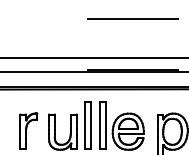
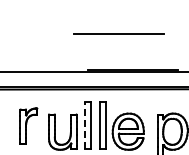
line position: (132, 18) -> (118, 33) (118, 33)
line: present -> none (93, 57)
line: solid -> dashed (85, 125)
part position: (28, 130) -> (28, 125) (28, 125)
